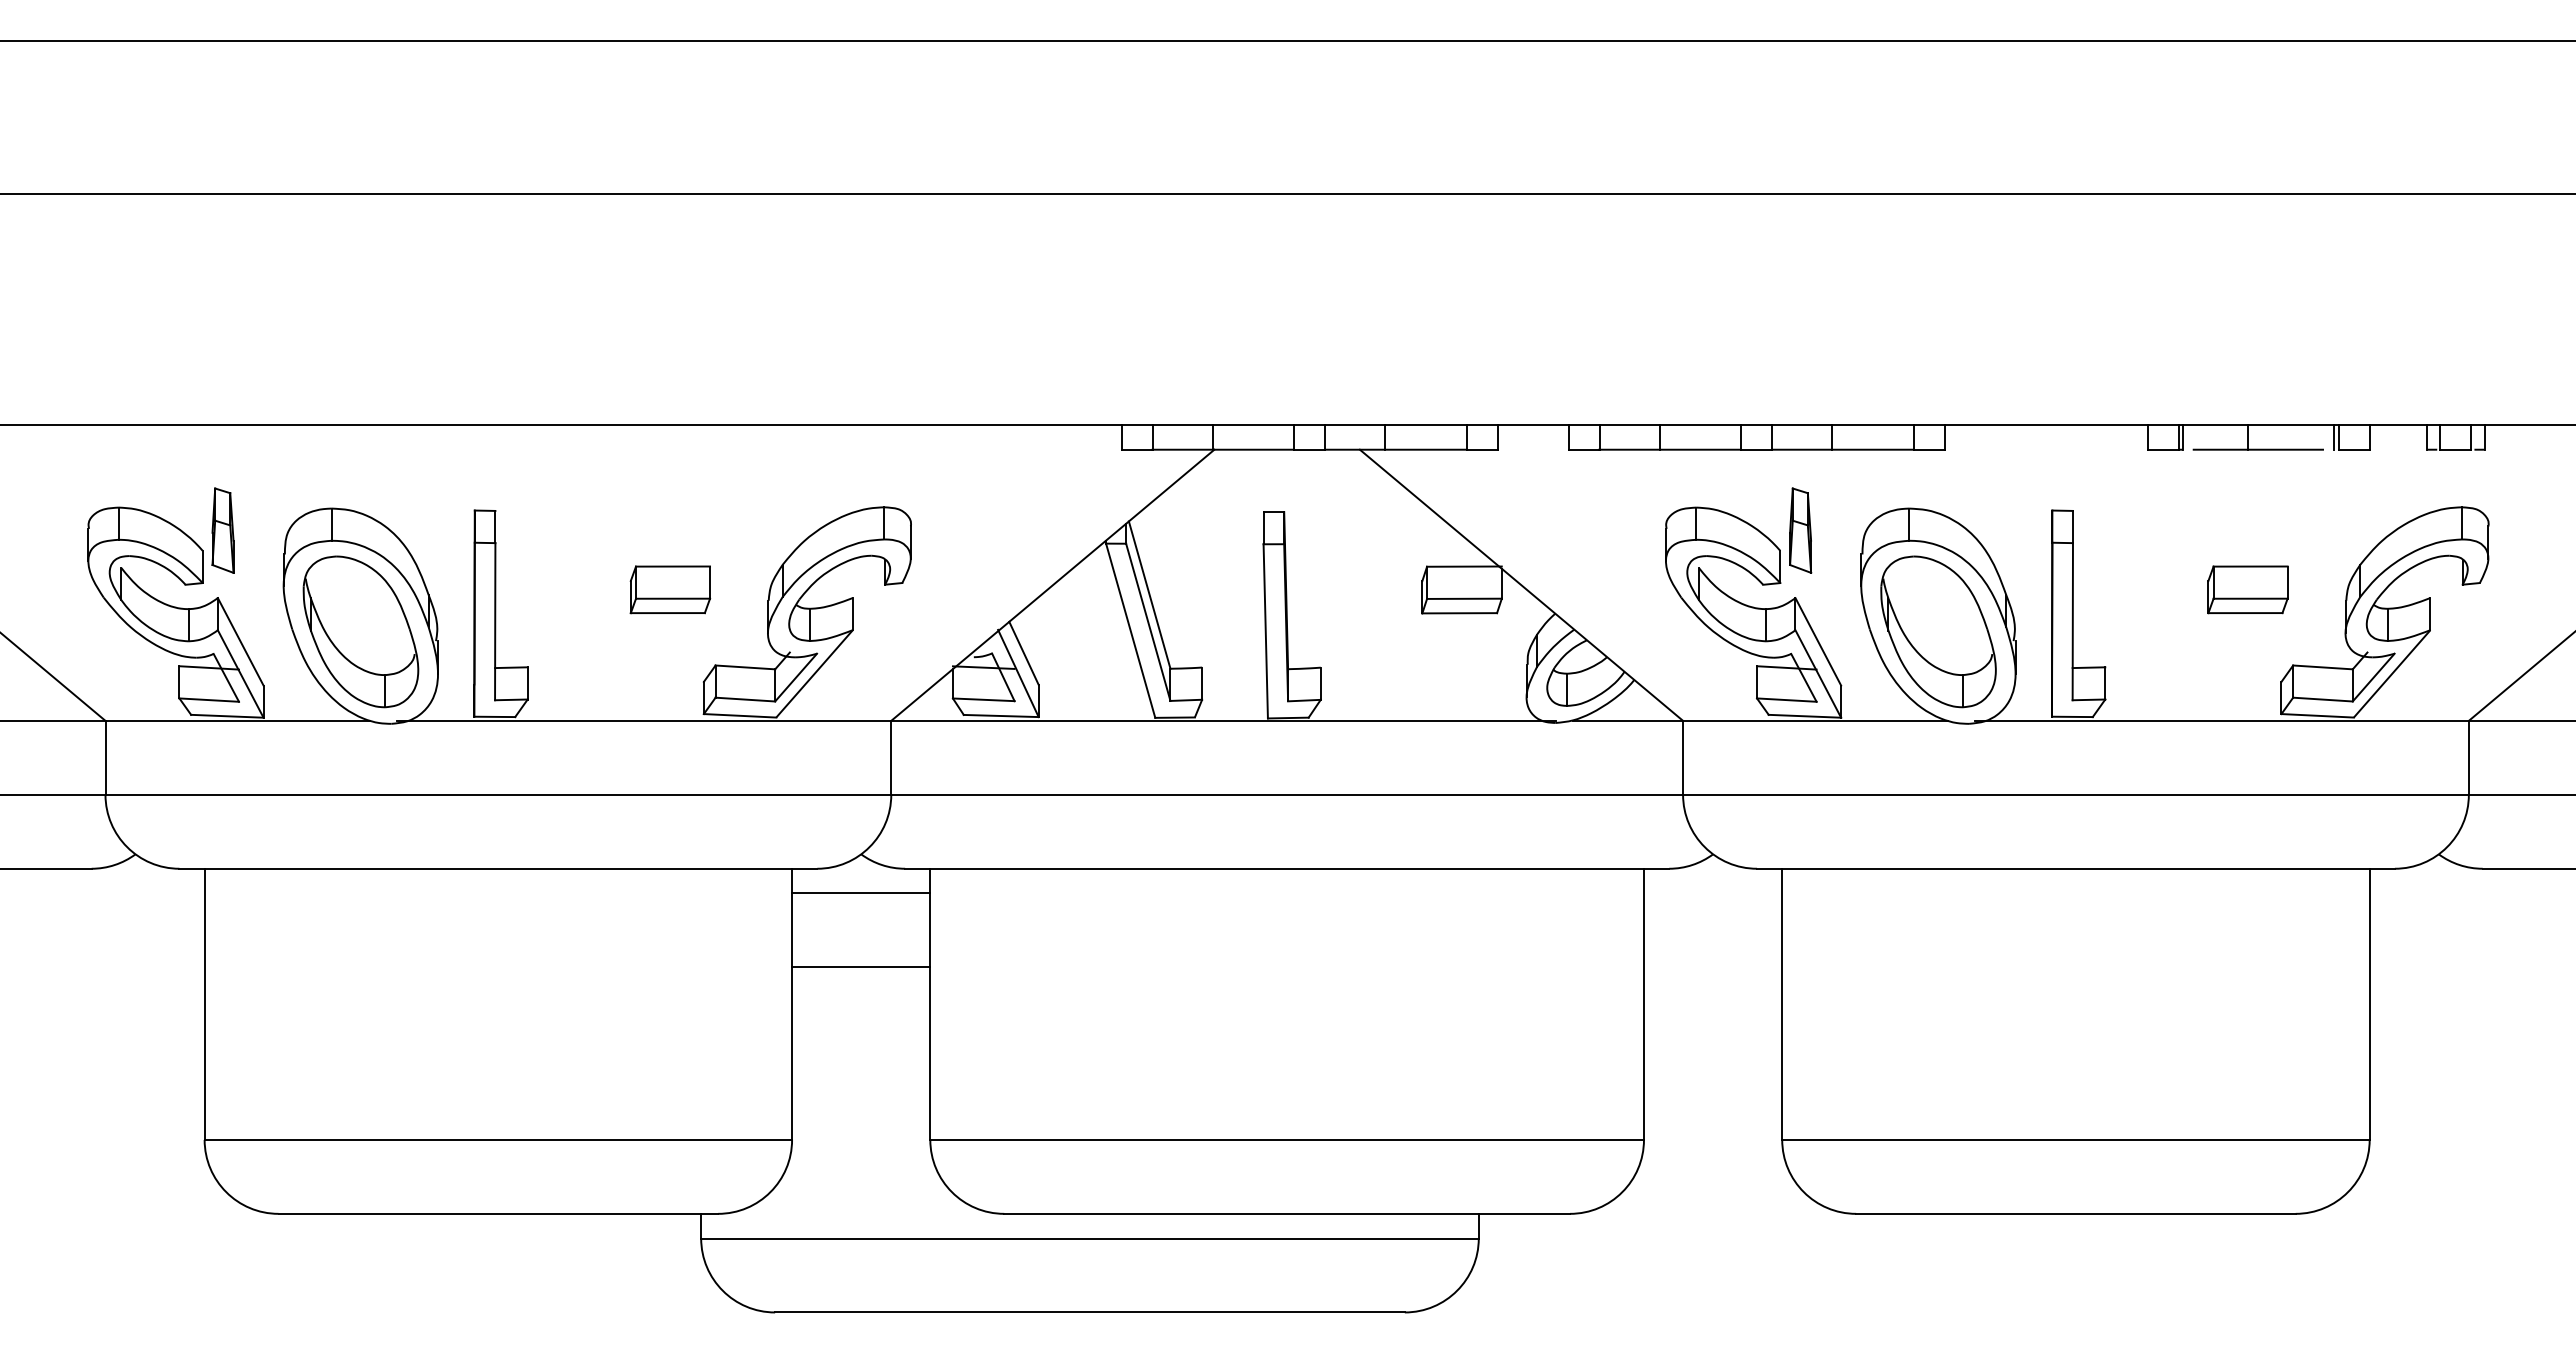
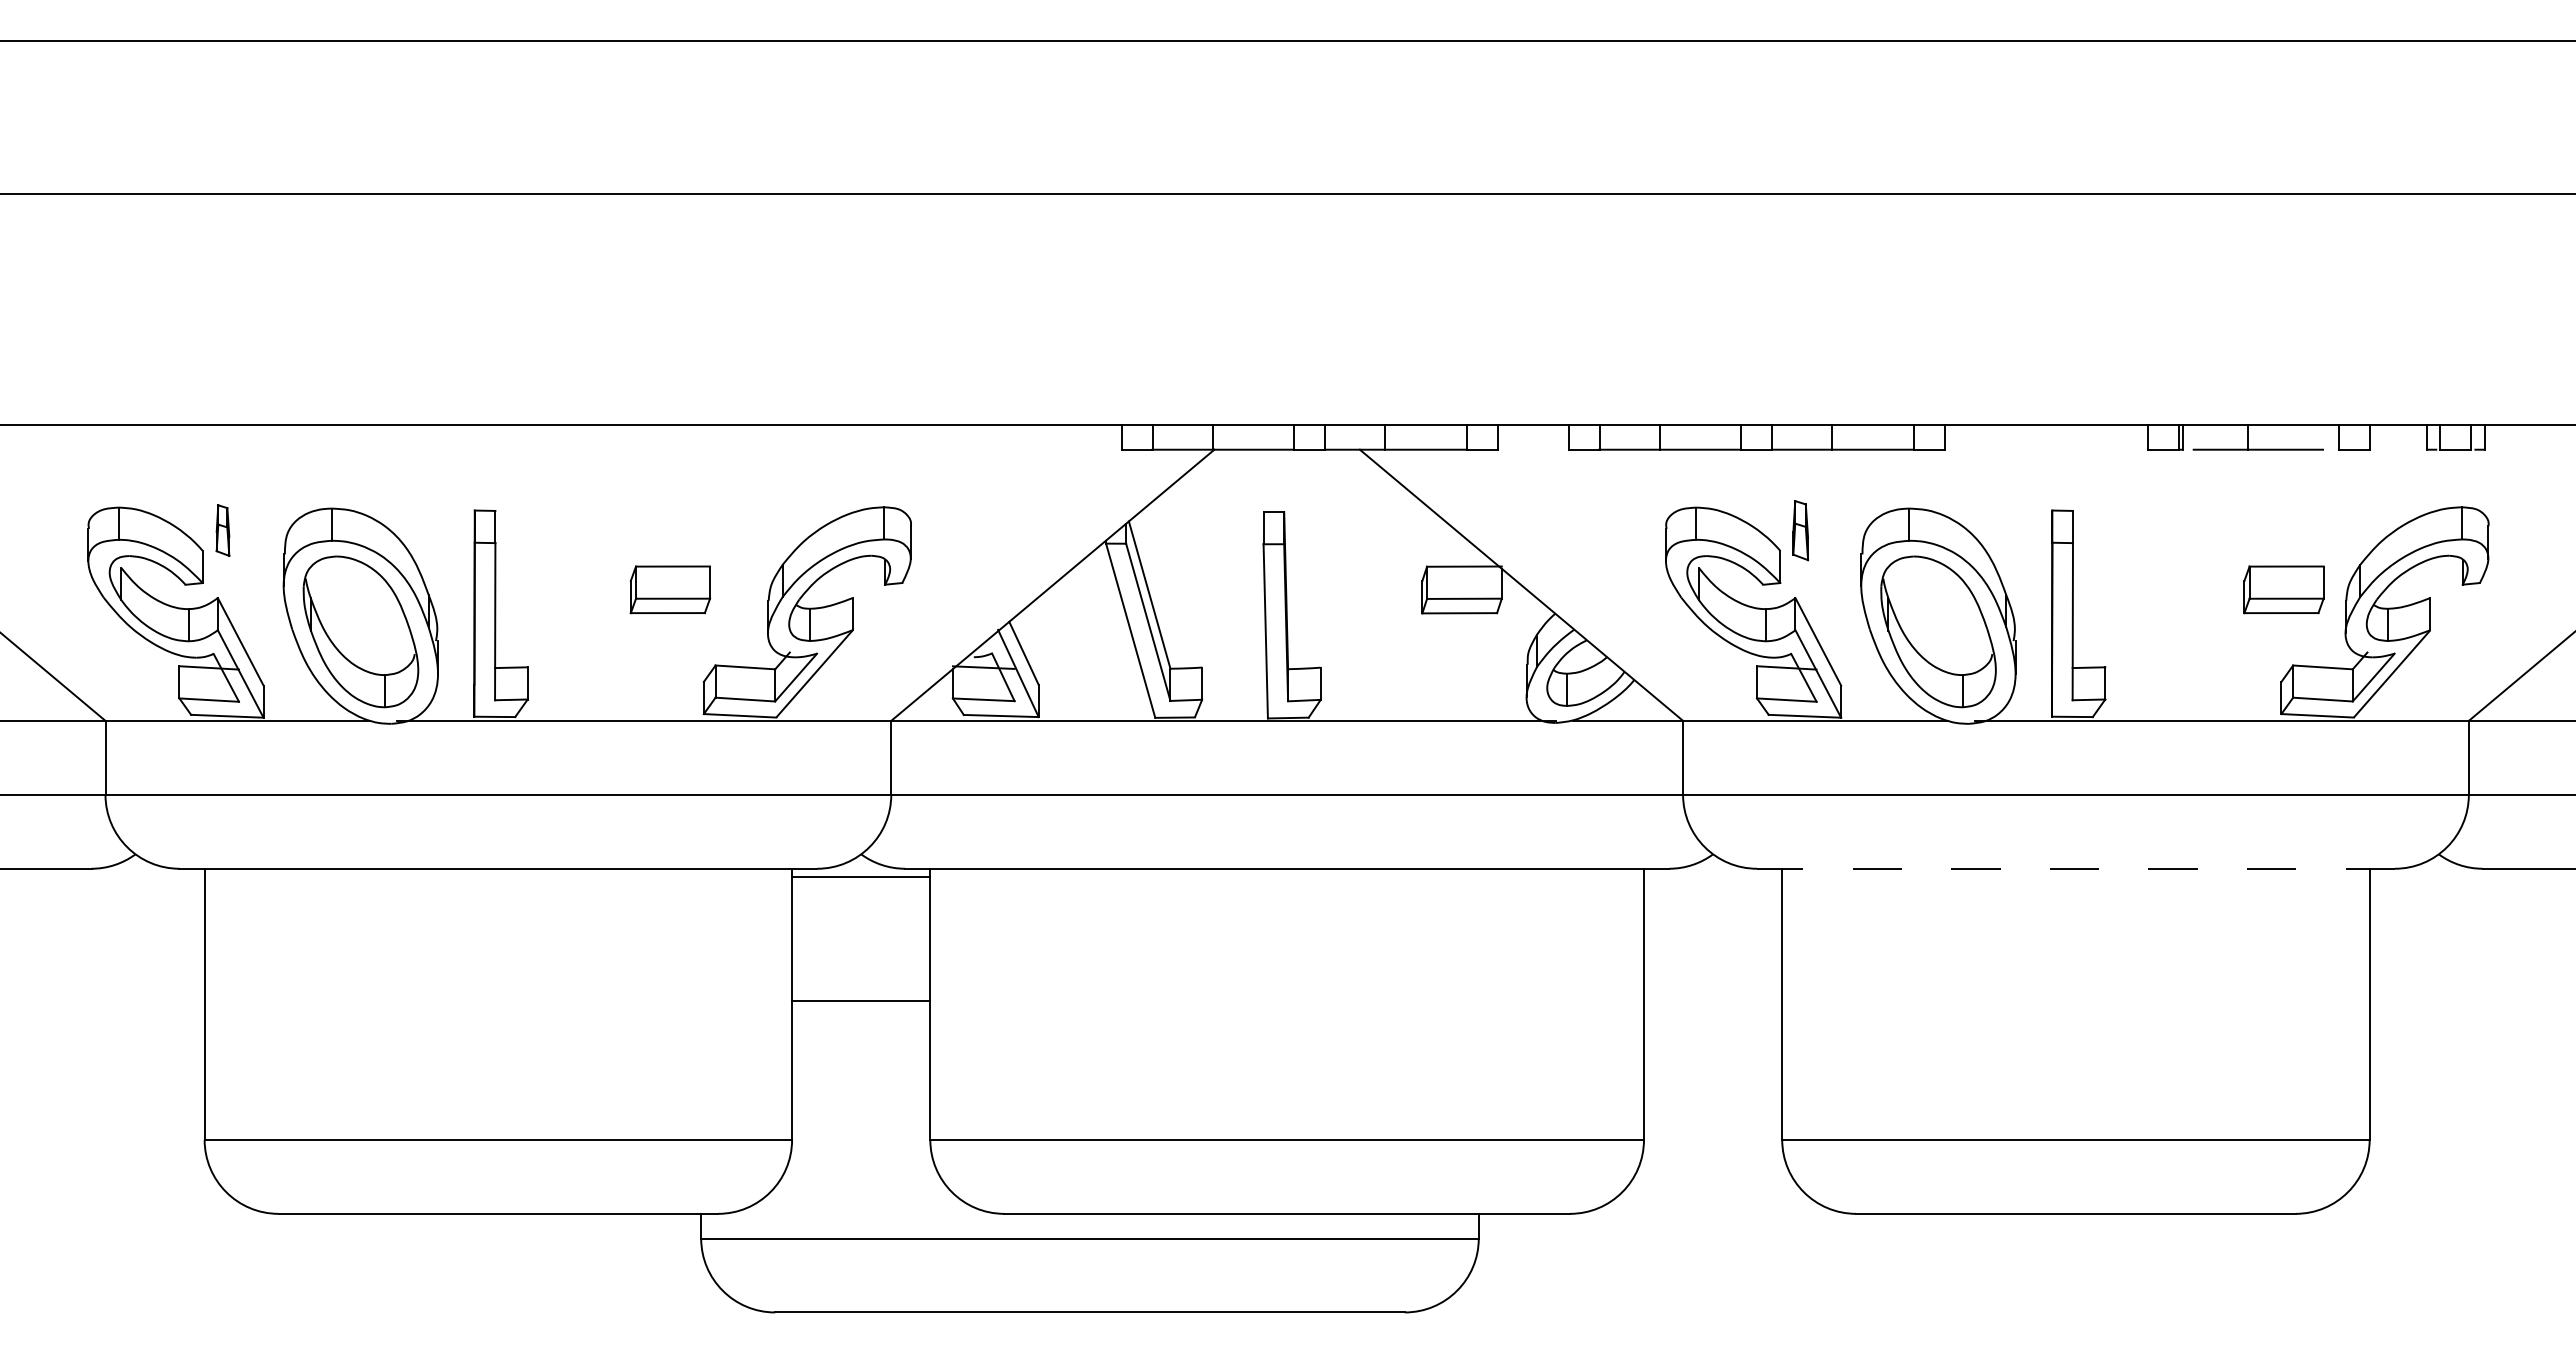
line: present -> none (2333, 437)
part size: 24x87 px -> 16x53 px (222, 530)
part size: 24x87 px -> 18x62 px (1800, 530)
part position: (2247, 589) -> (2283, 589) (2283, 589)
line: solid -> dashed (2075, 868)
line position: (861, 893) -> (861, 877) (861, 877)
line position: (861, 967) -> (861, 1001) (861, 1001)
